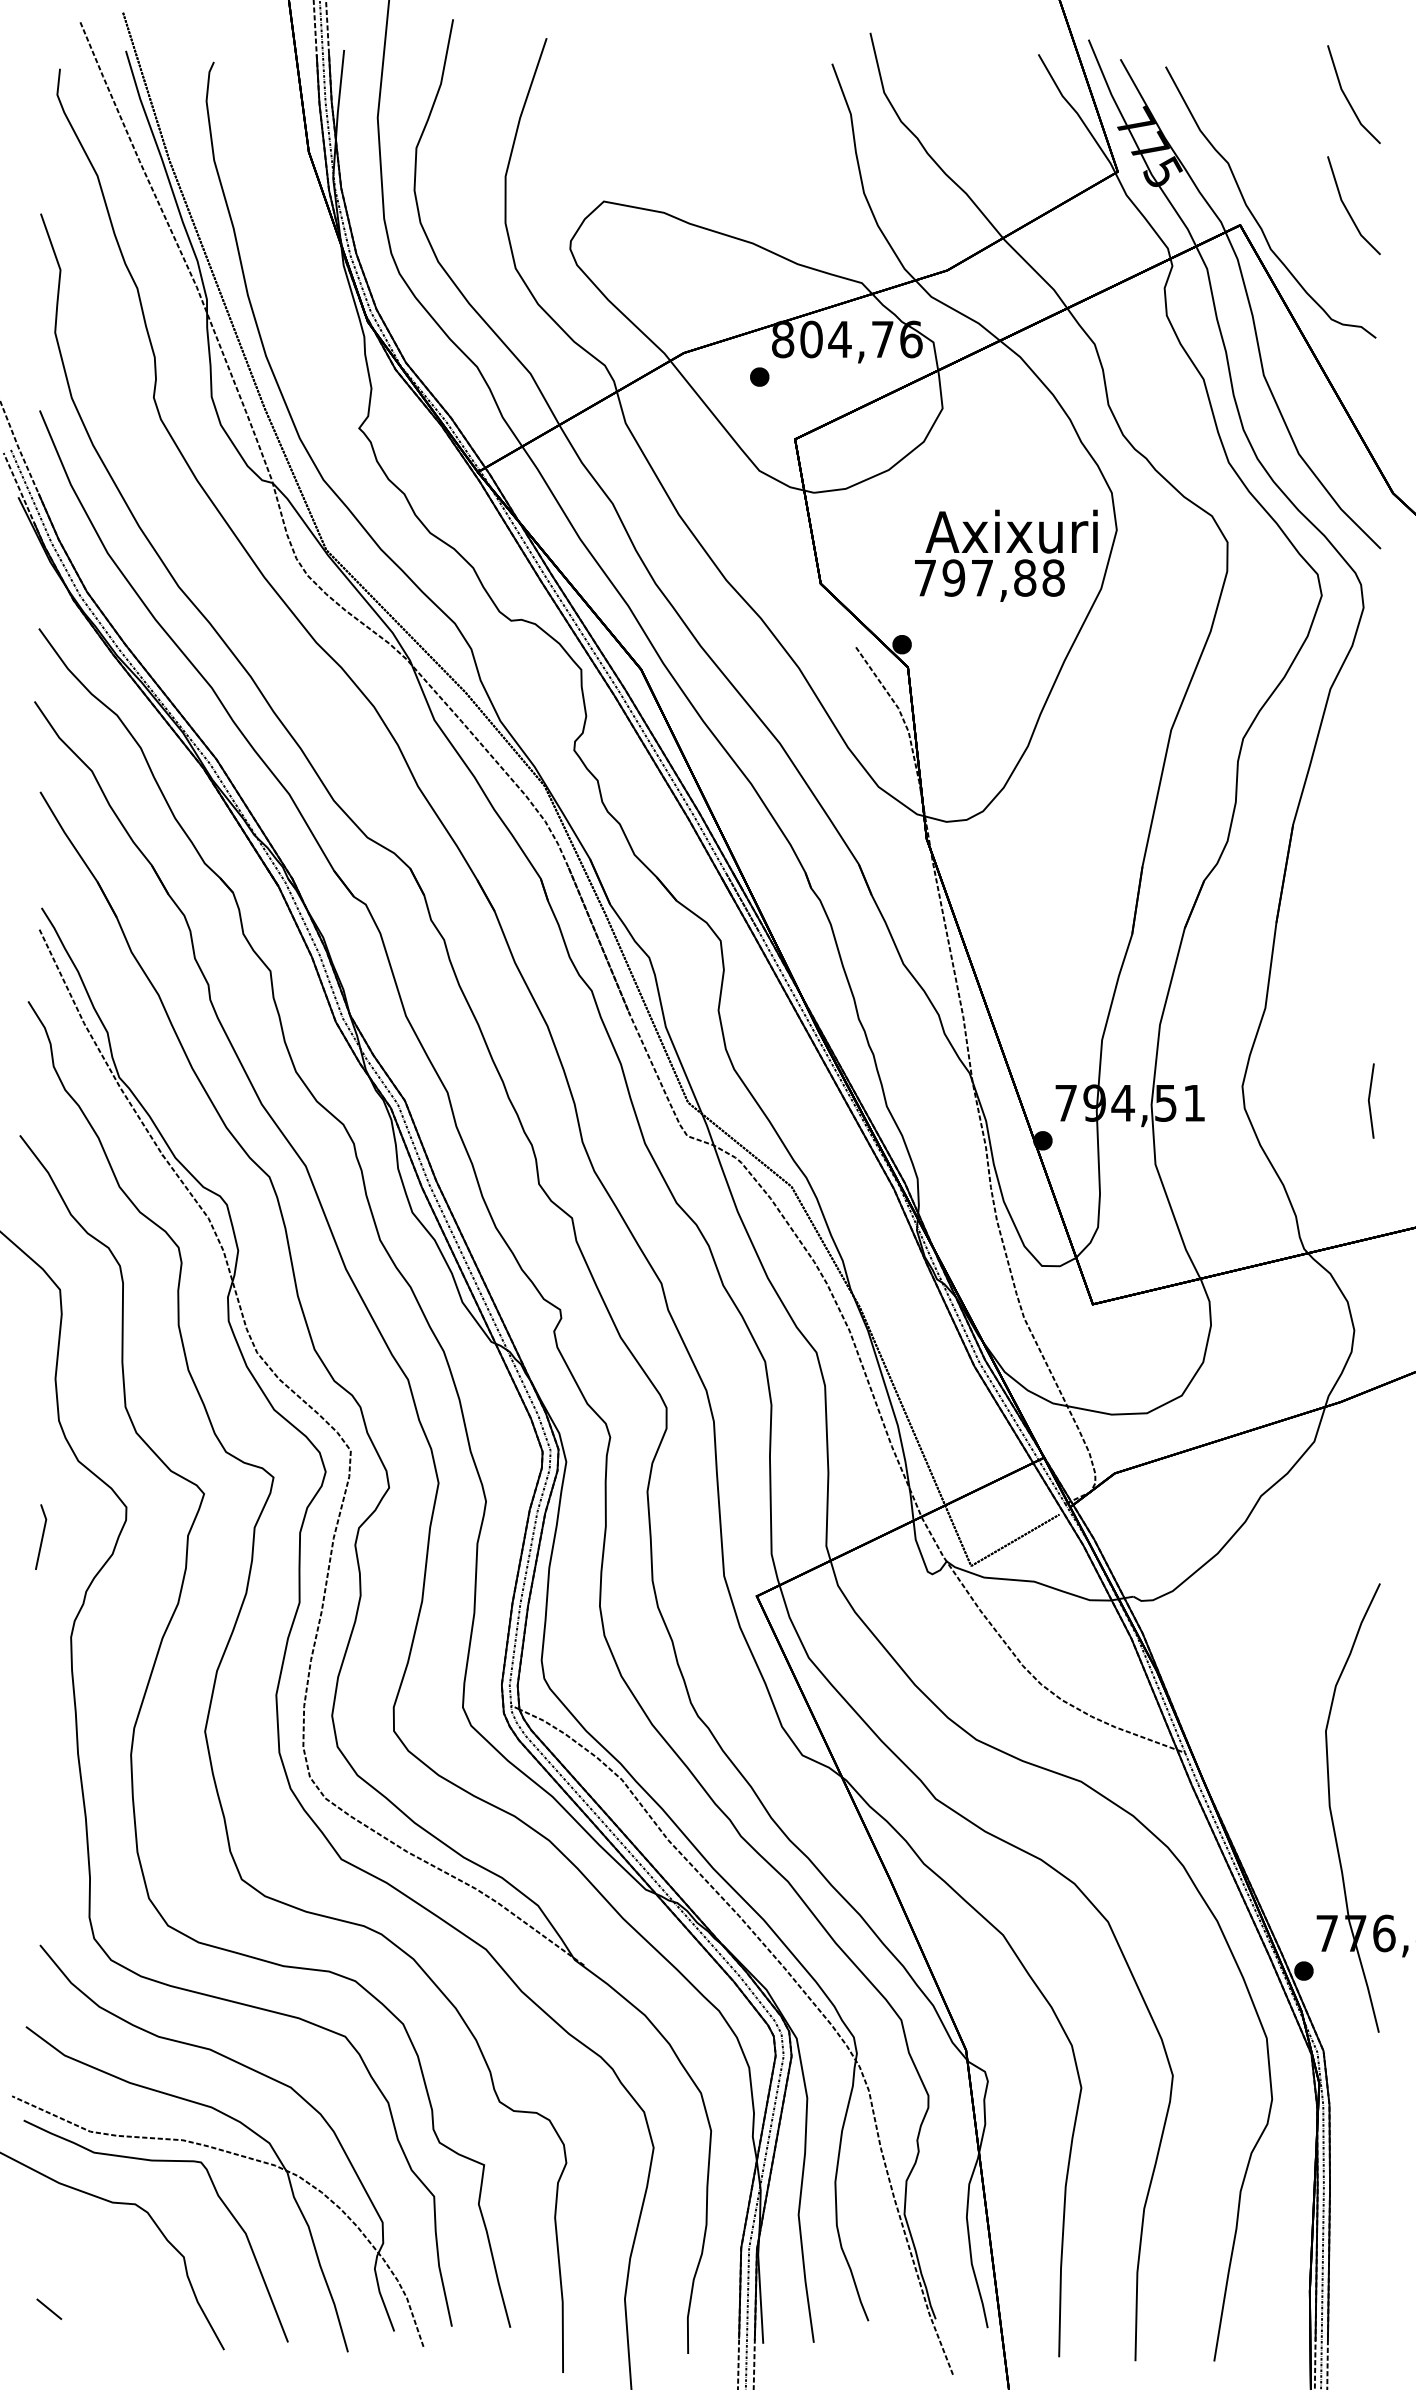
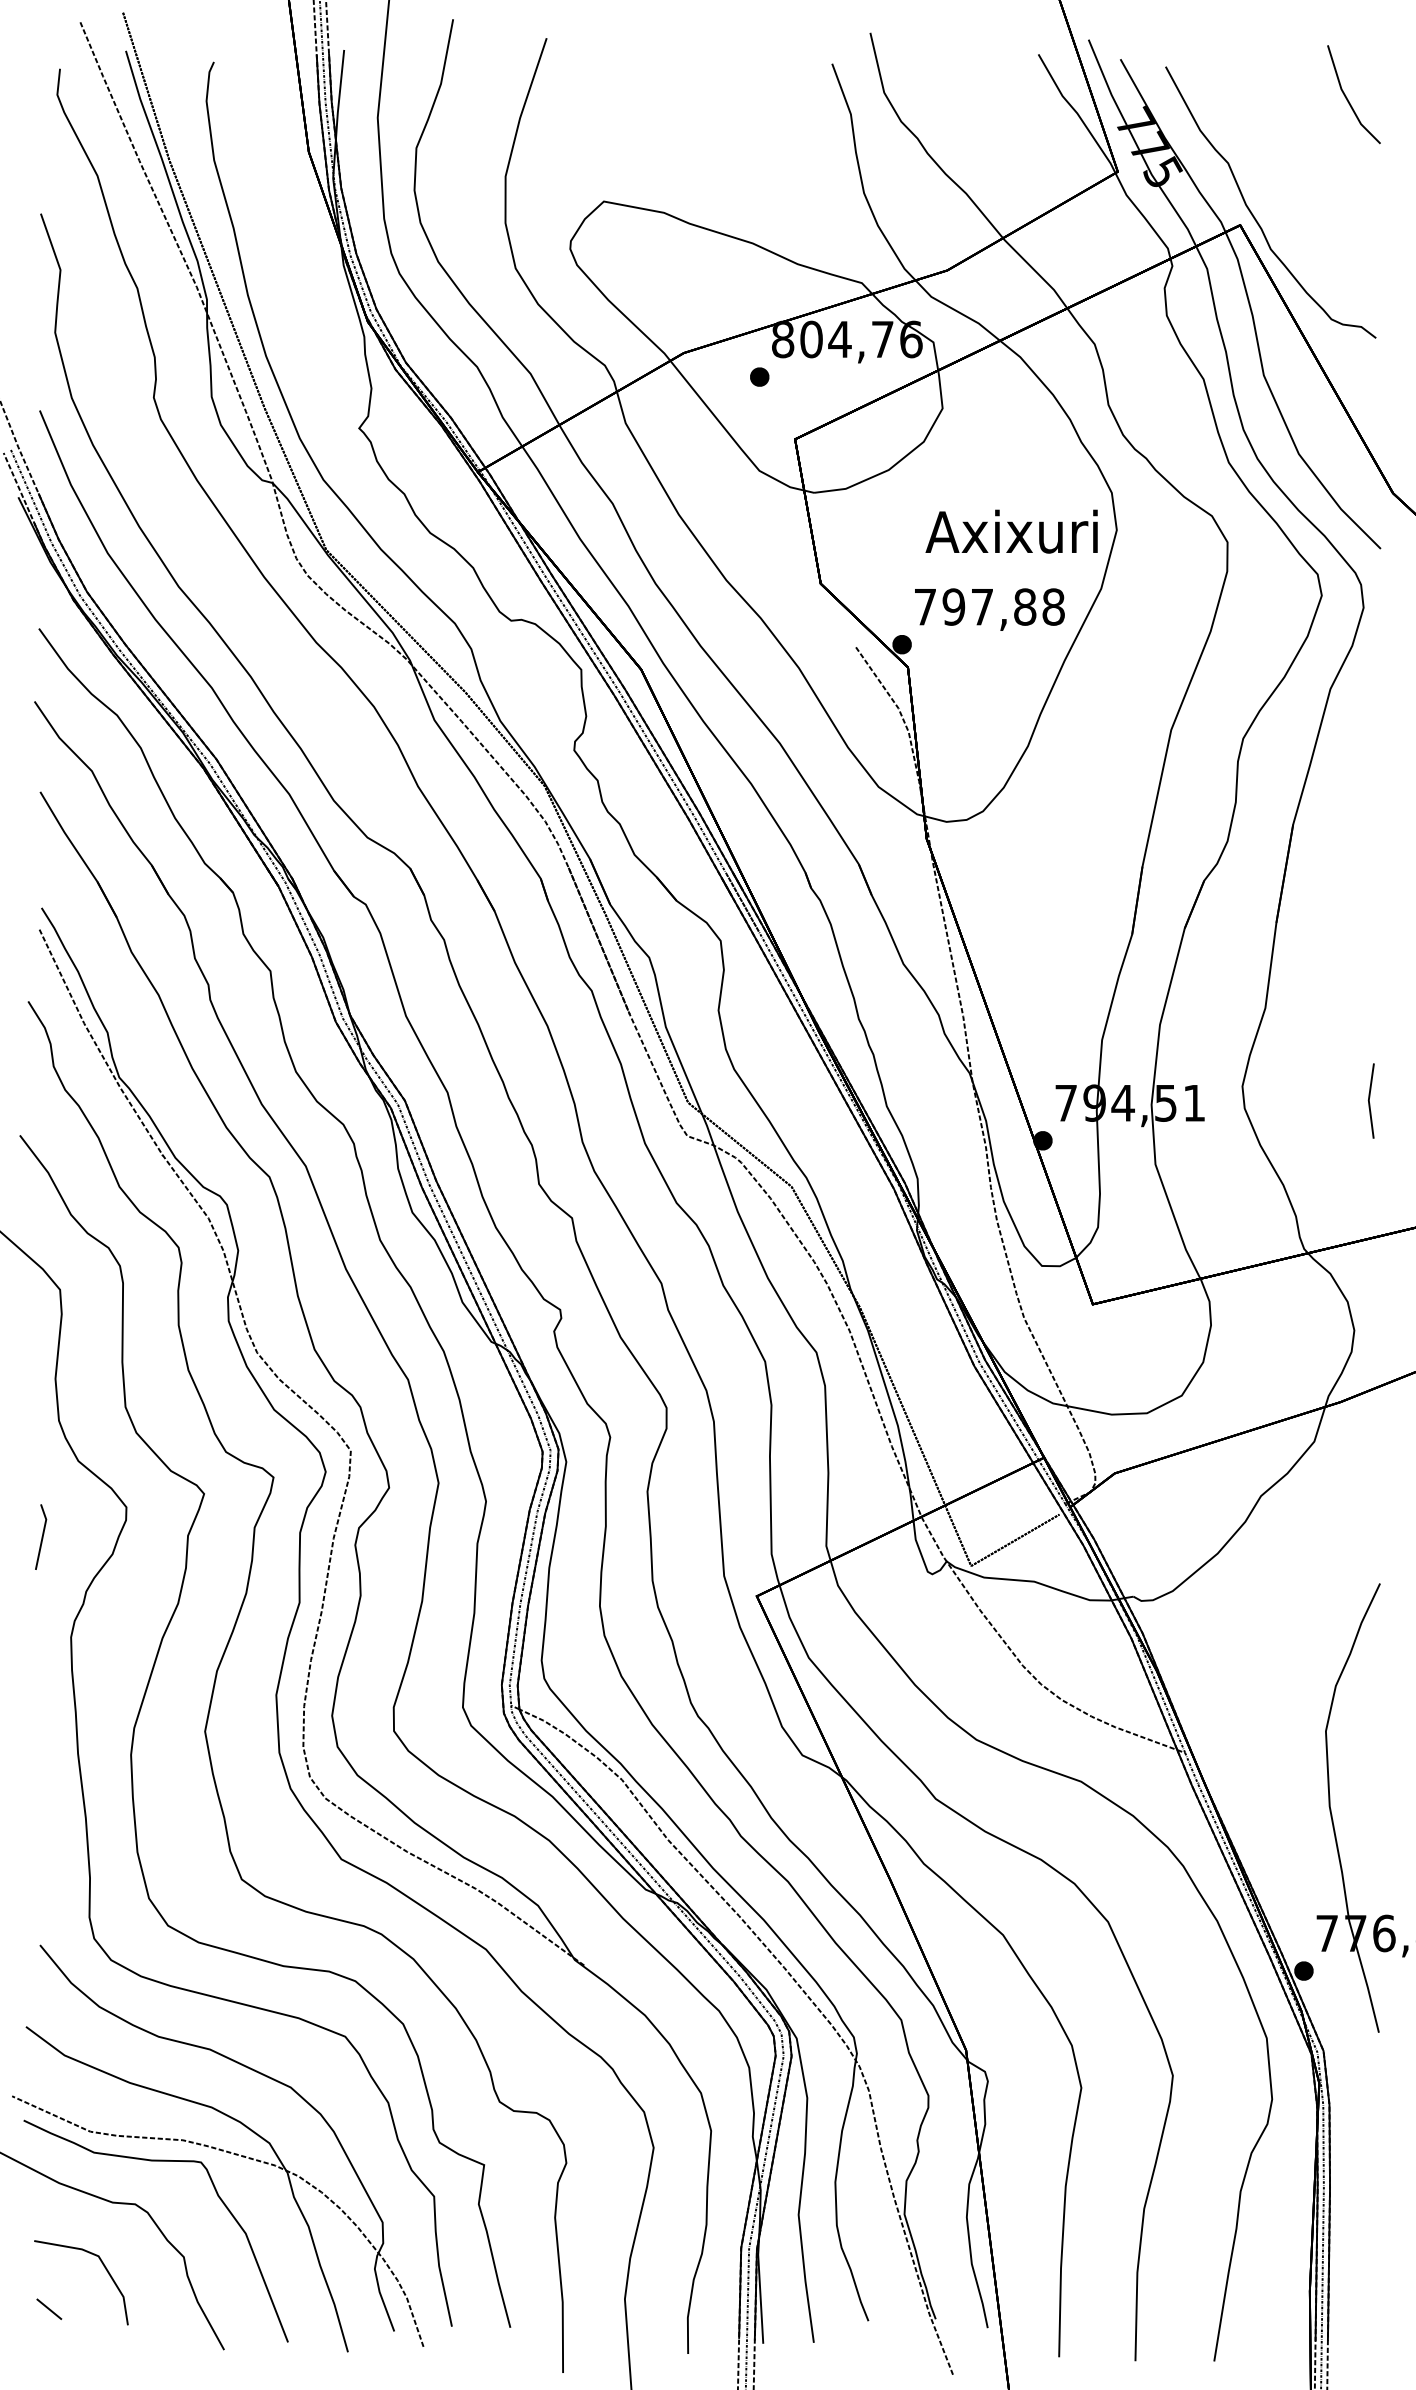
line: present -> none (1347, 208)
text position: (989, 580) -> (989, 609) (989, 609)
part: none -> present (103, 2266)
